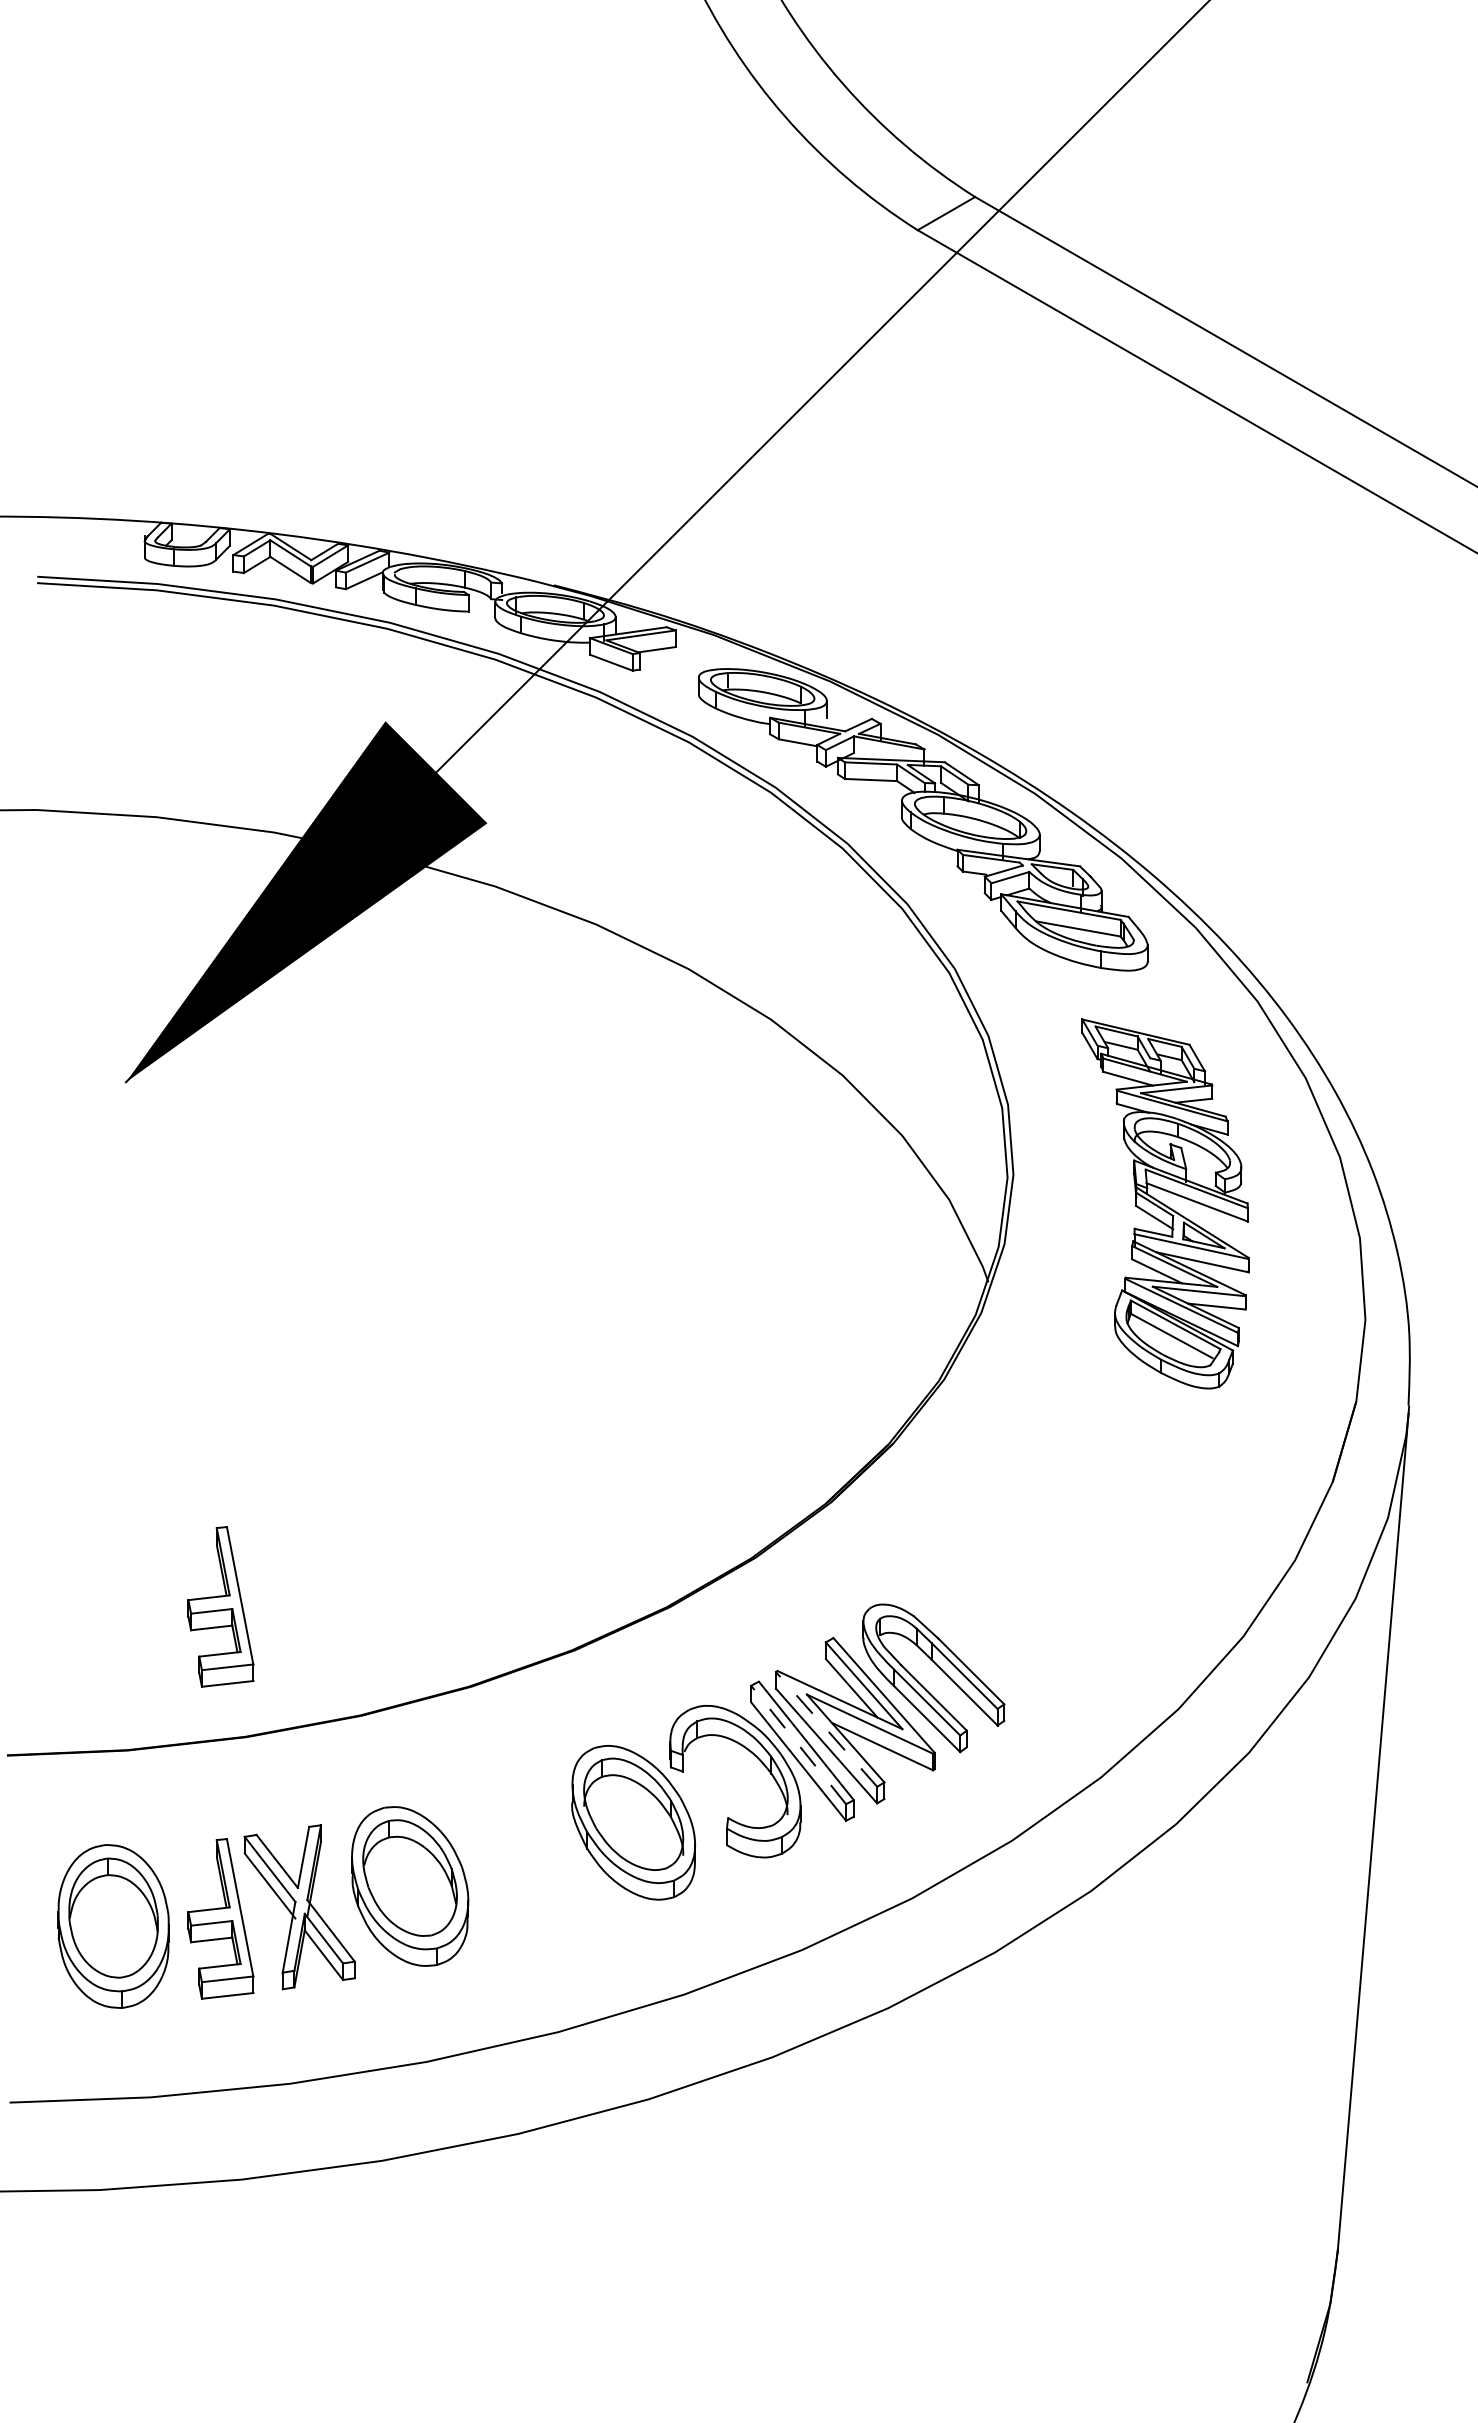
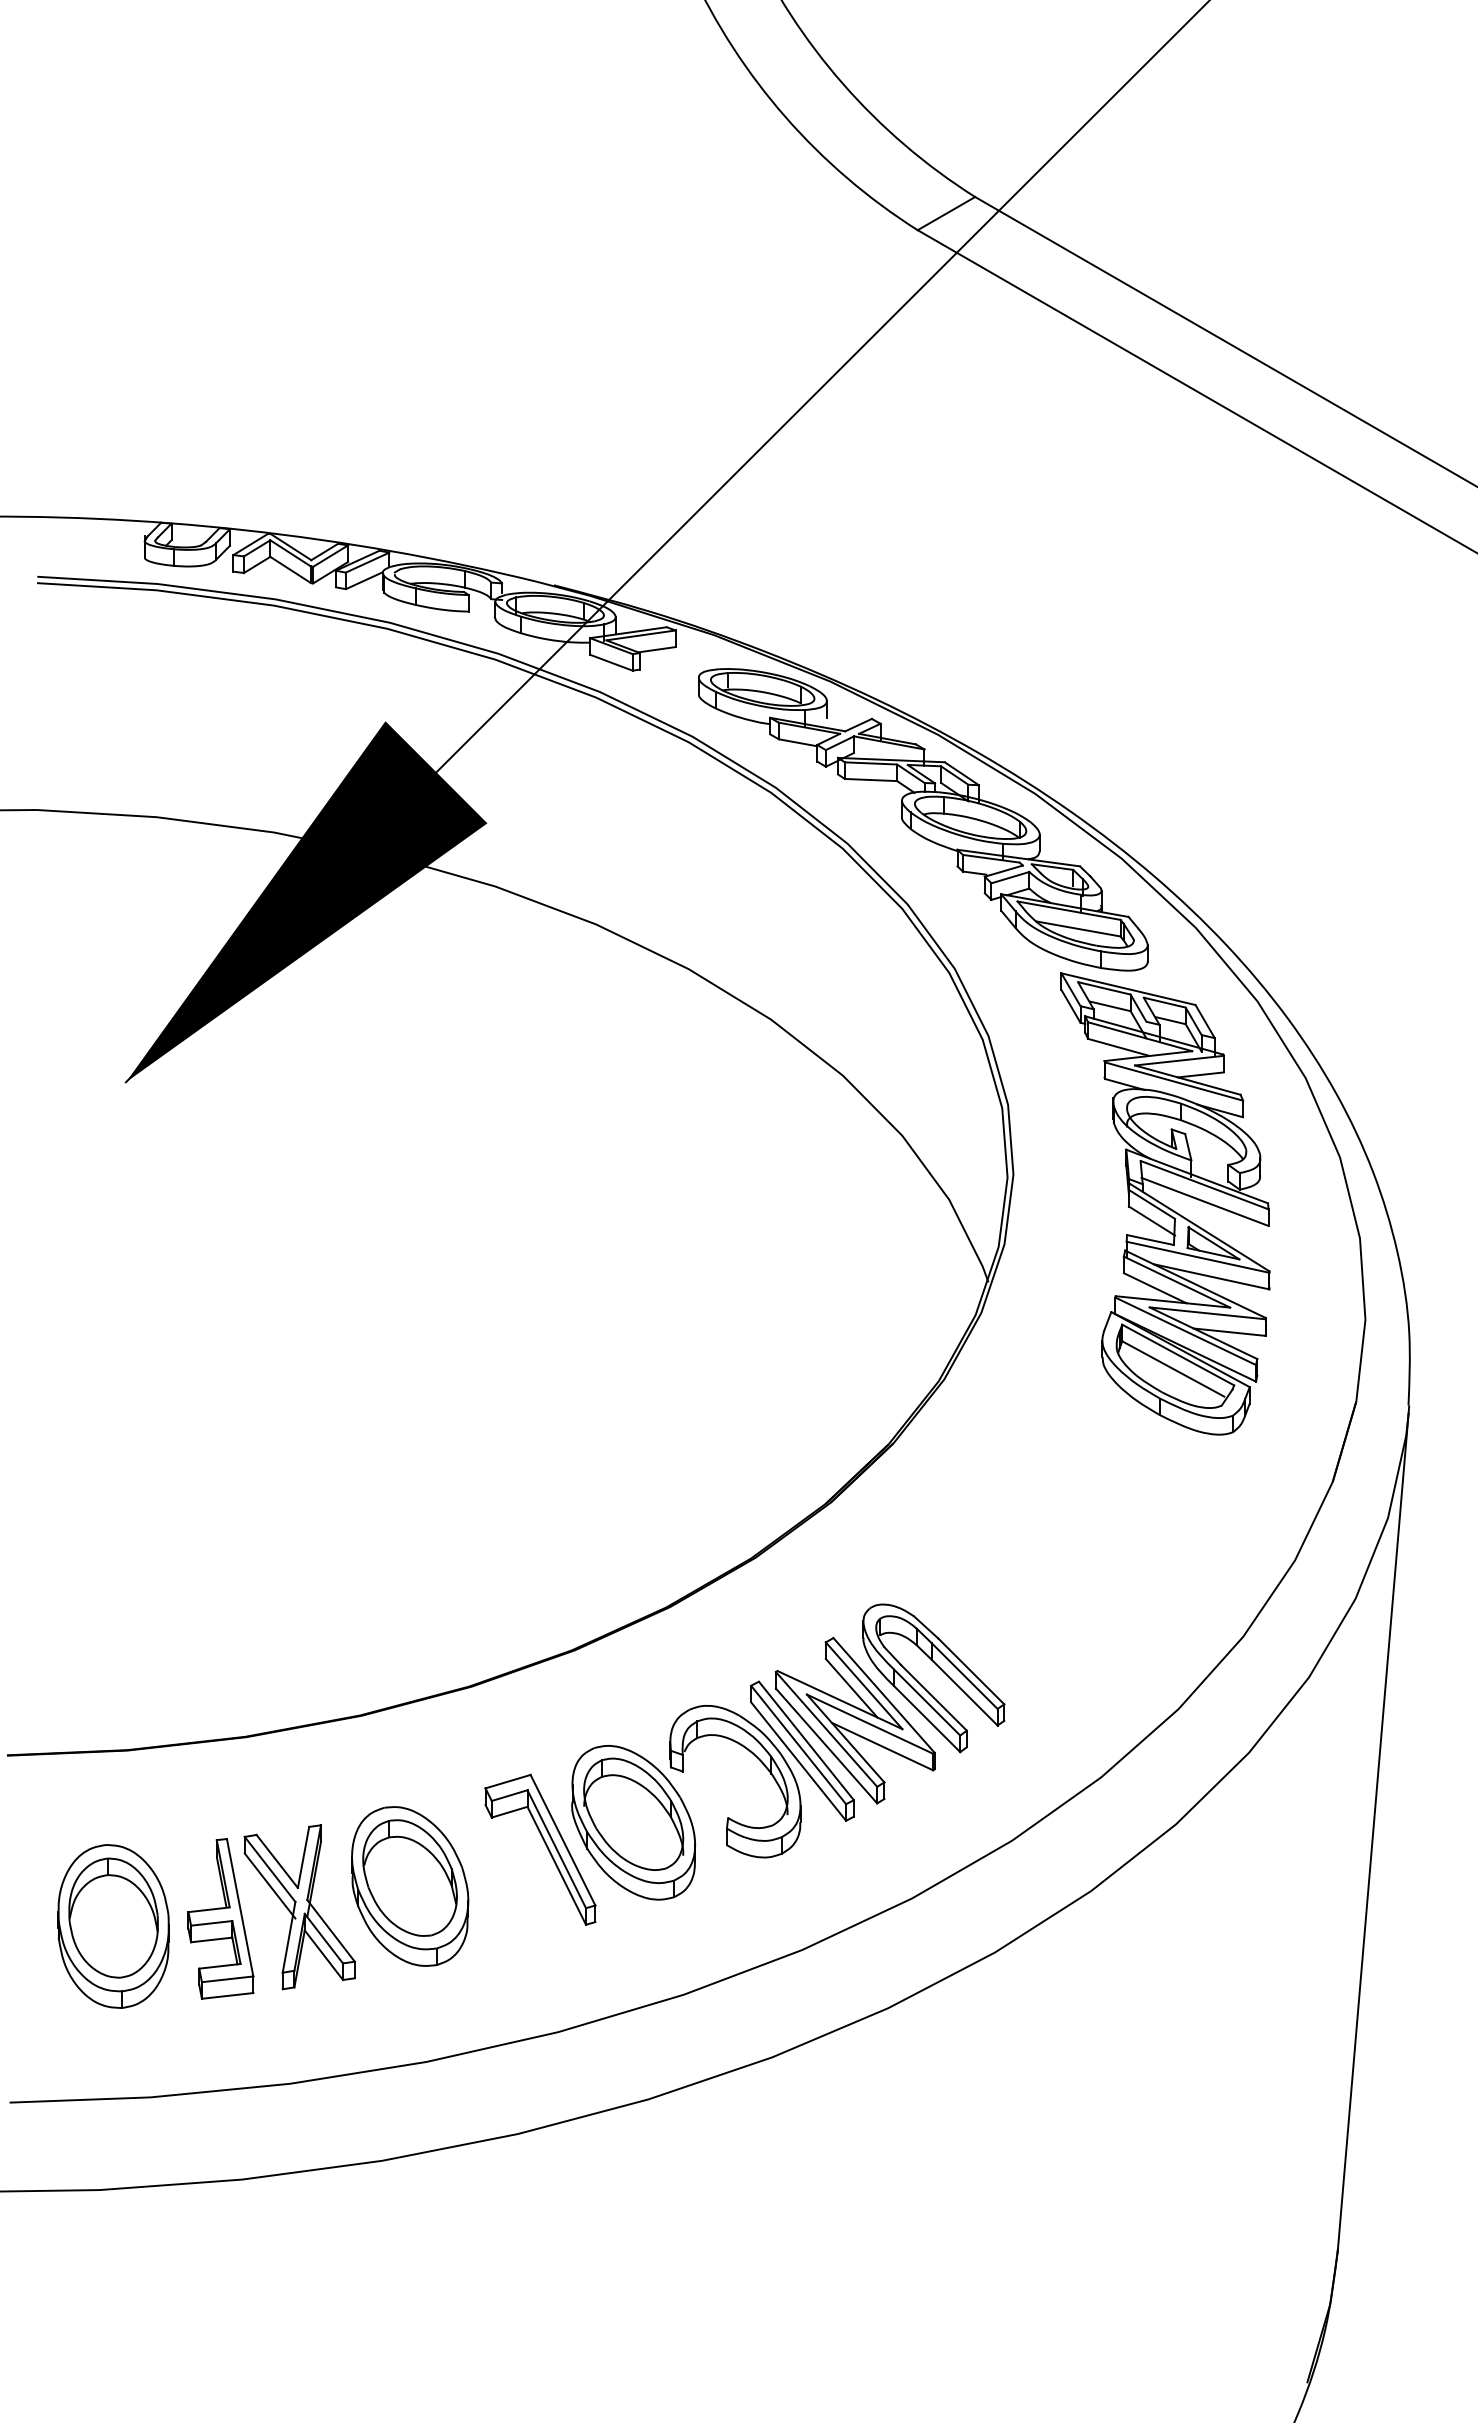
part size: 169x372 px -> 211x464 px (1165, 1203)
part: present -> none (220, 1606)
line: dashed -> solid (826, 1729)
line: dashed -> solid (798, 1744)
part: none -> present (546, 1847)
